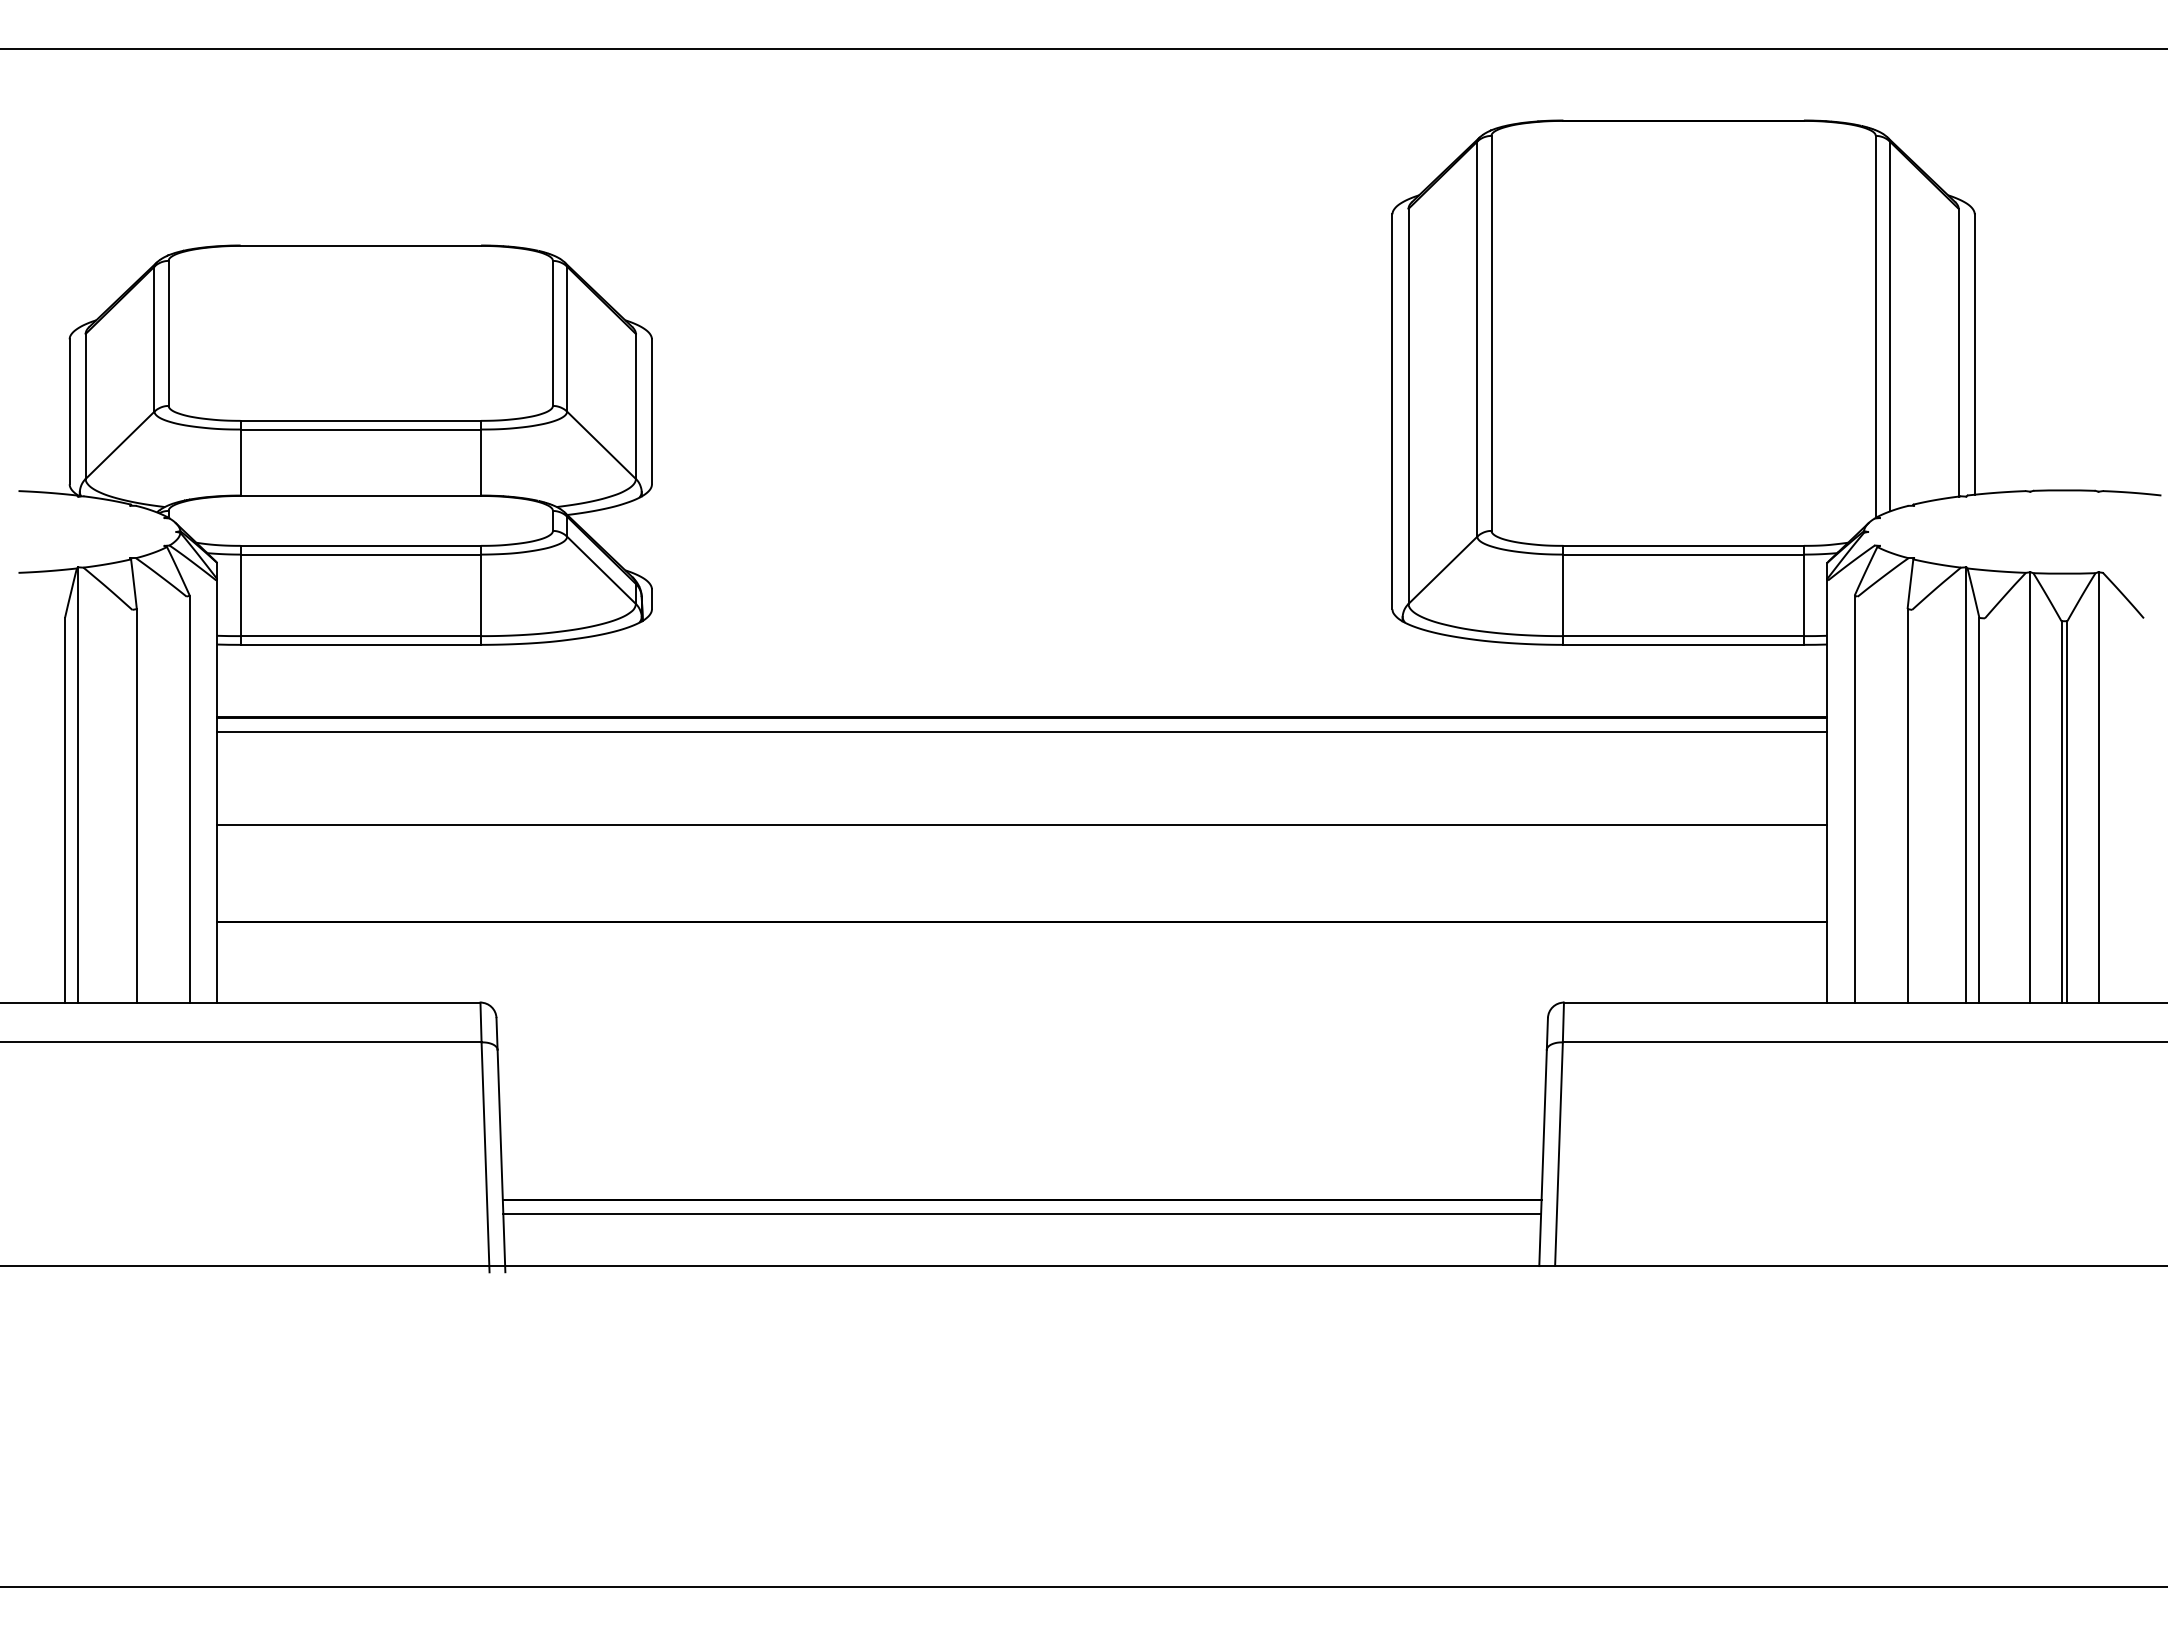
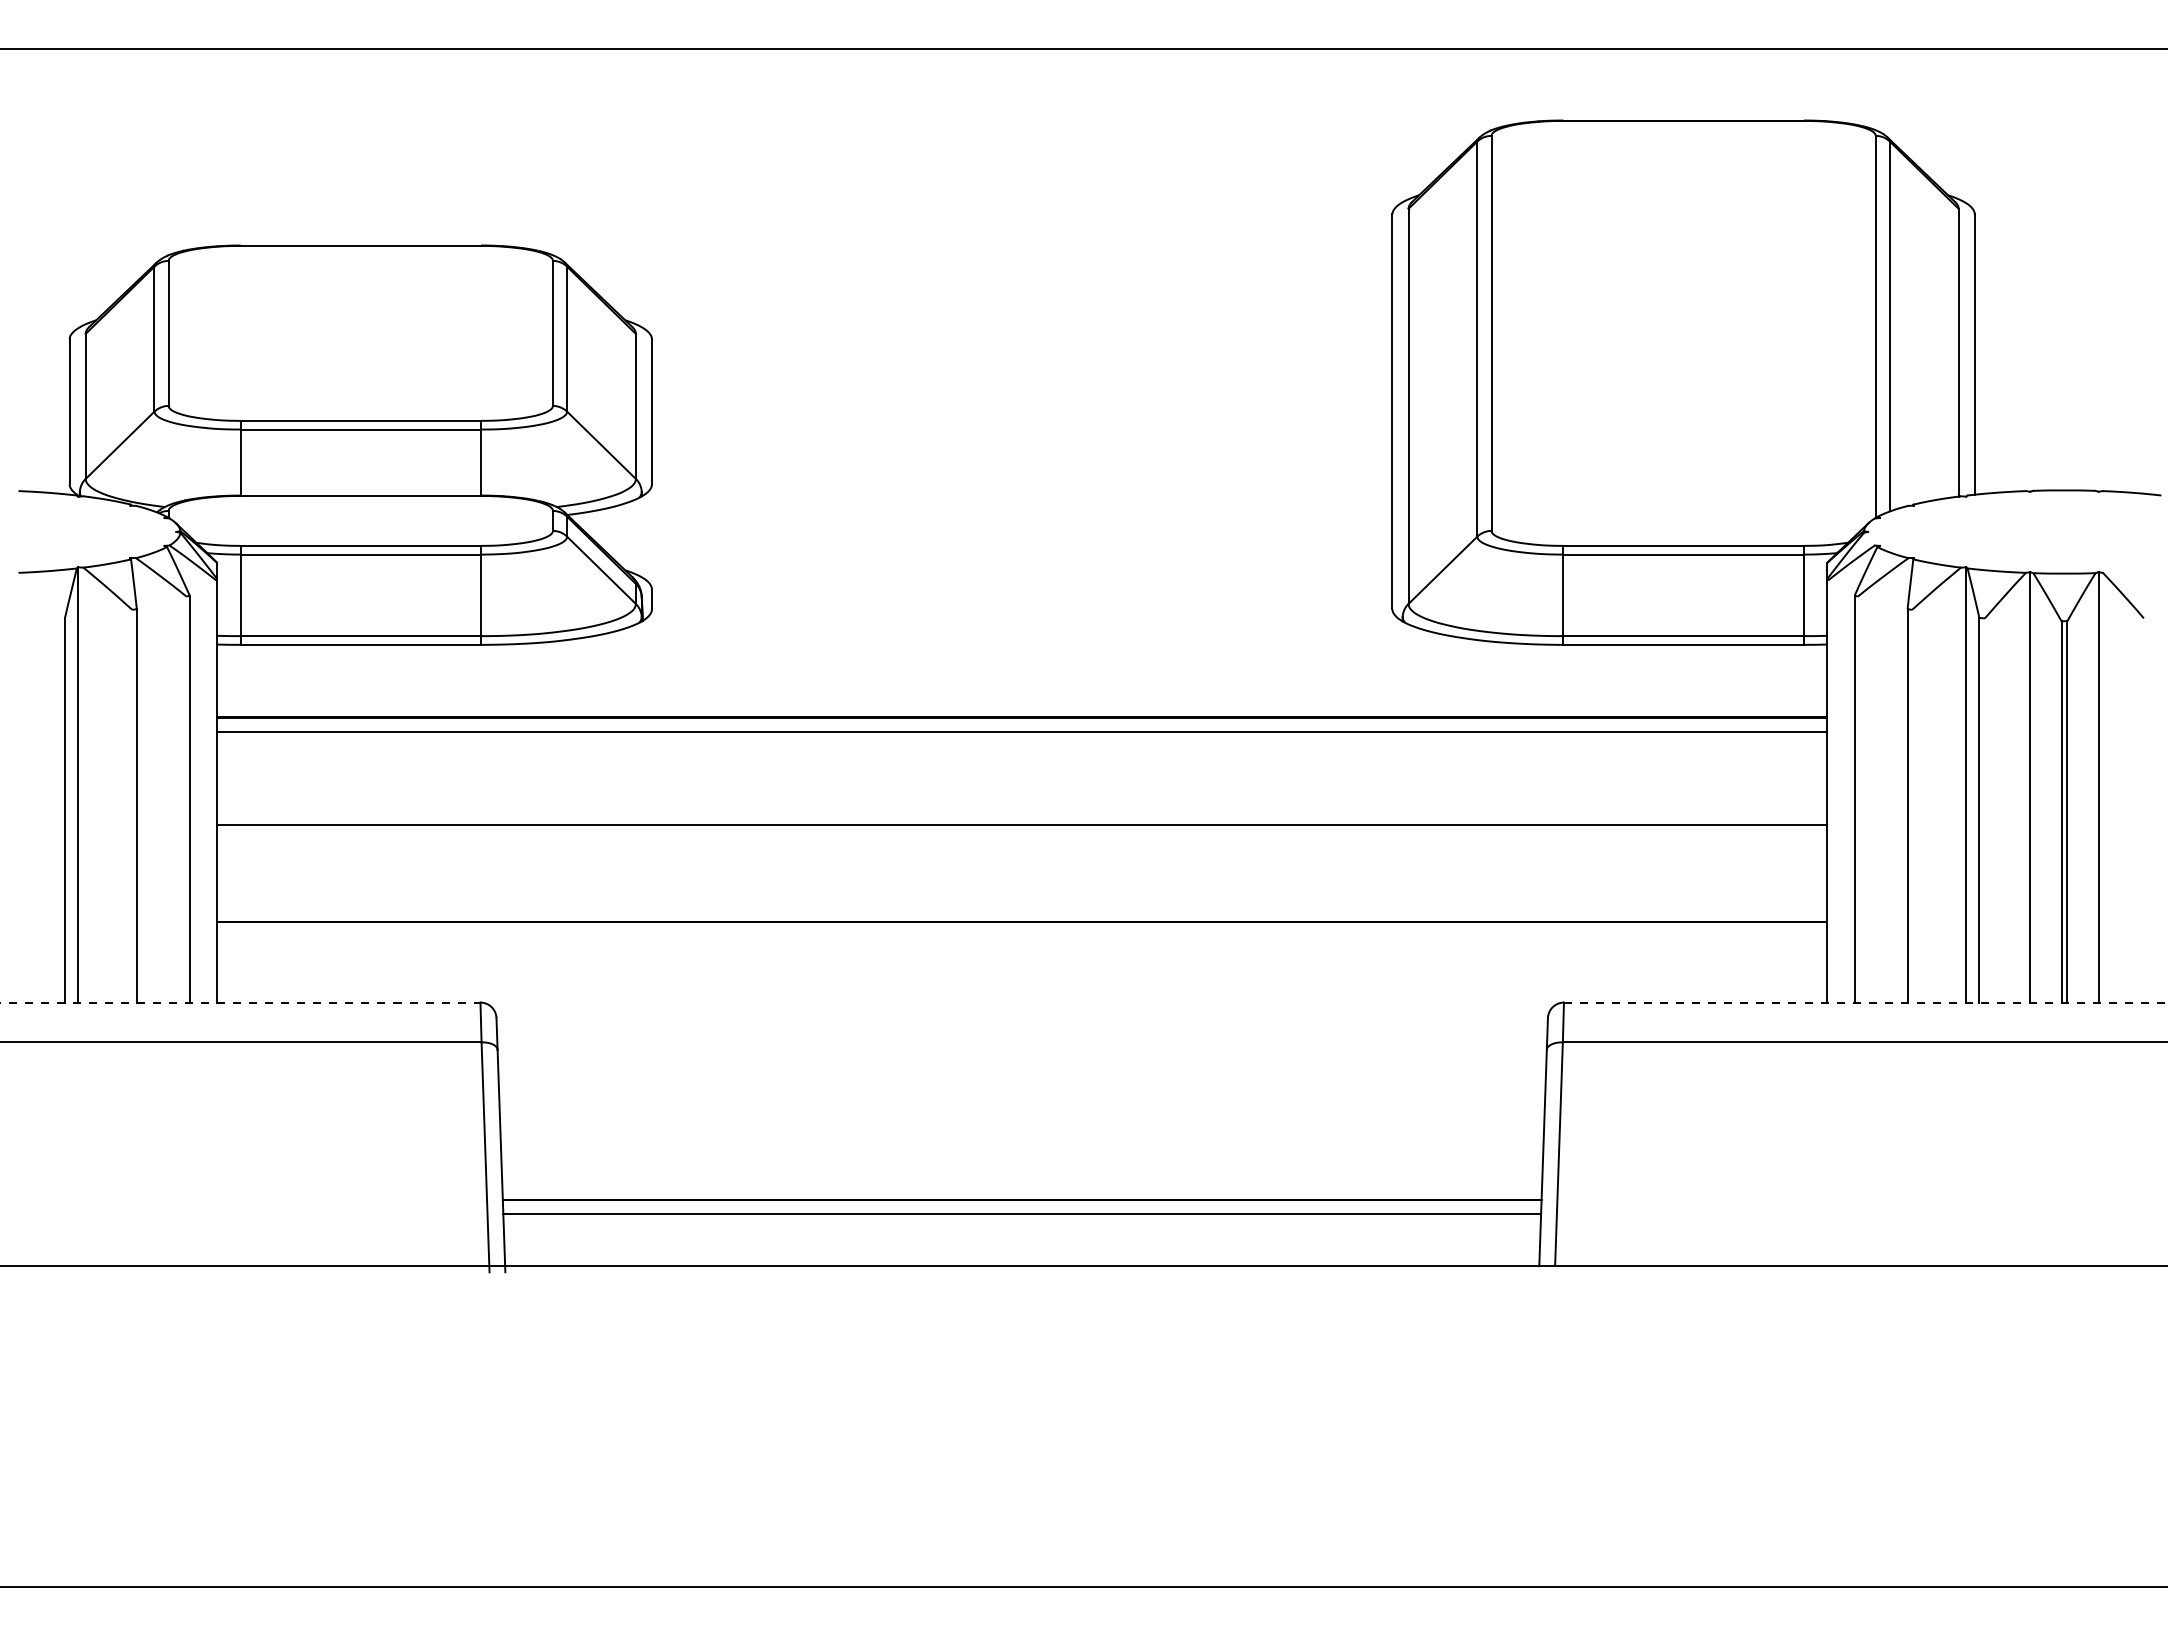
line: solid -> dashed (240, 1002)
line: solid -> dashed (1865, 1002)
